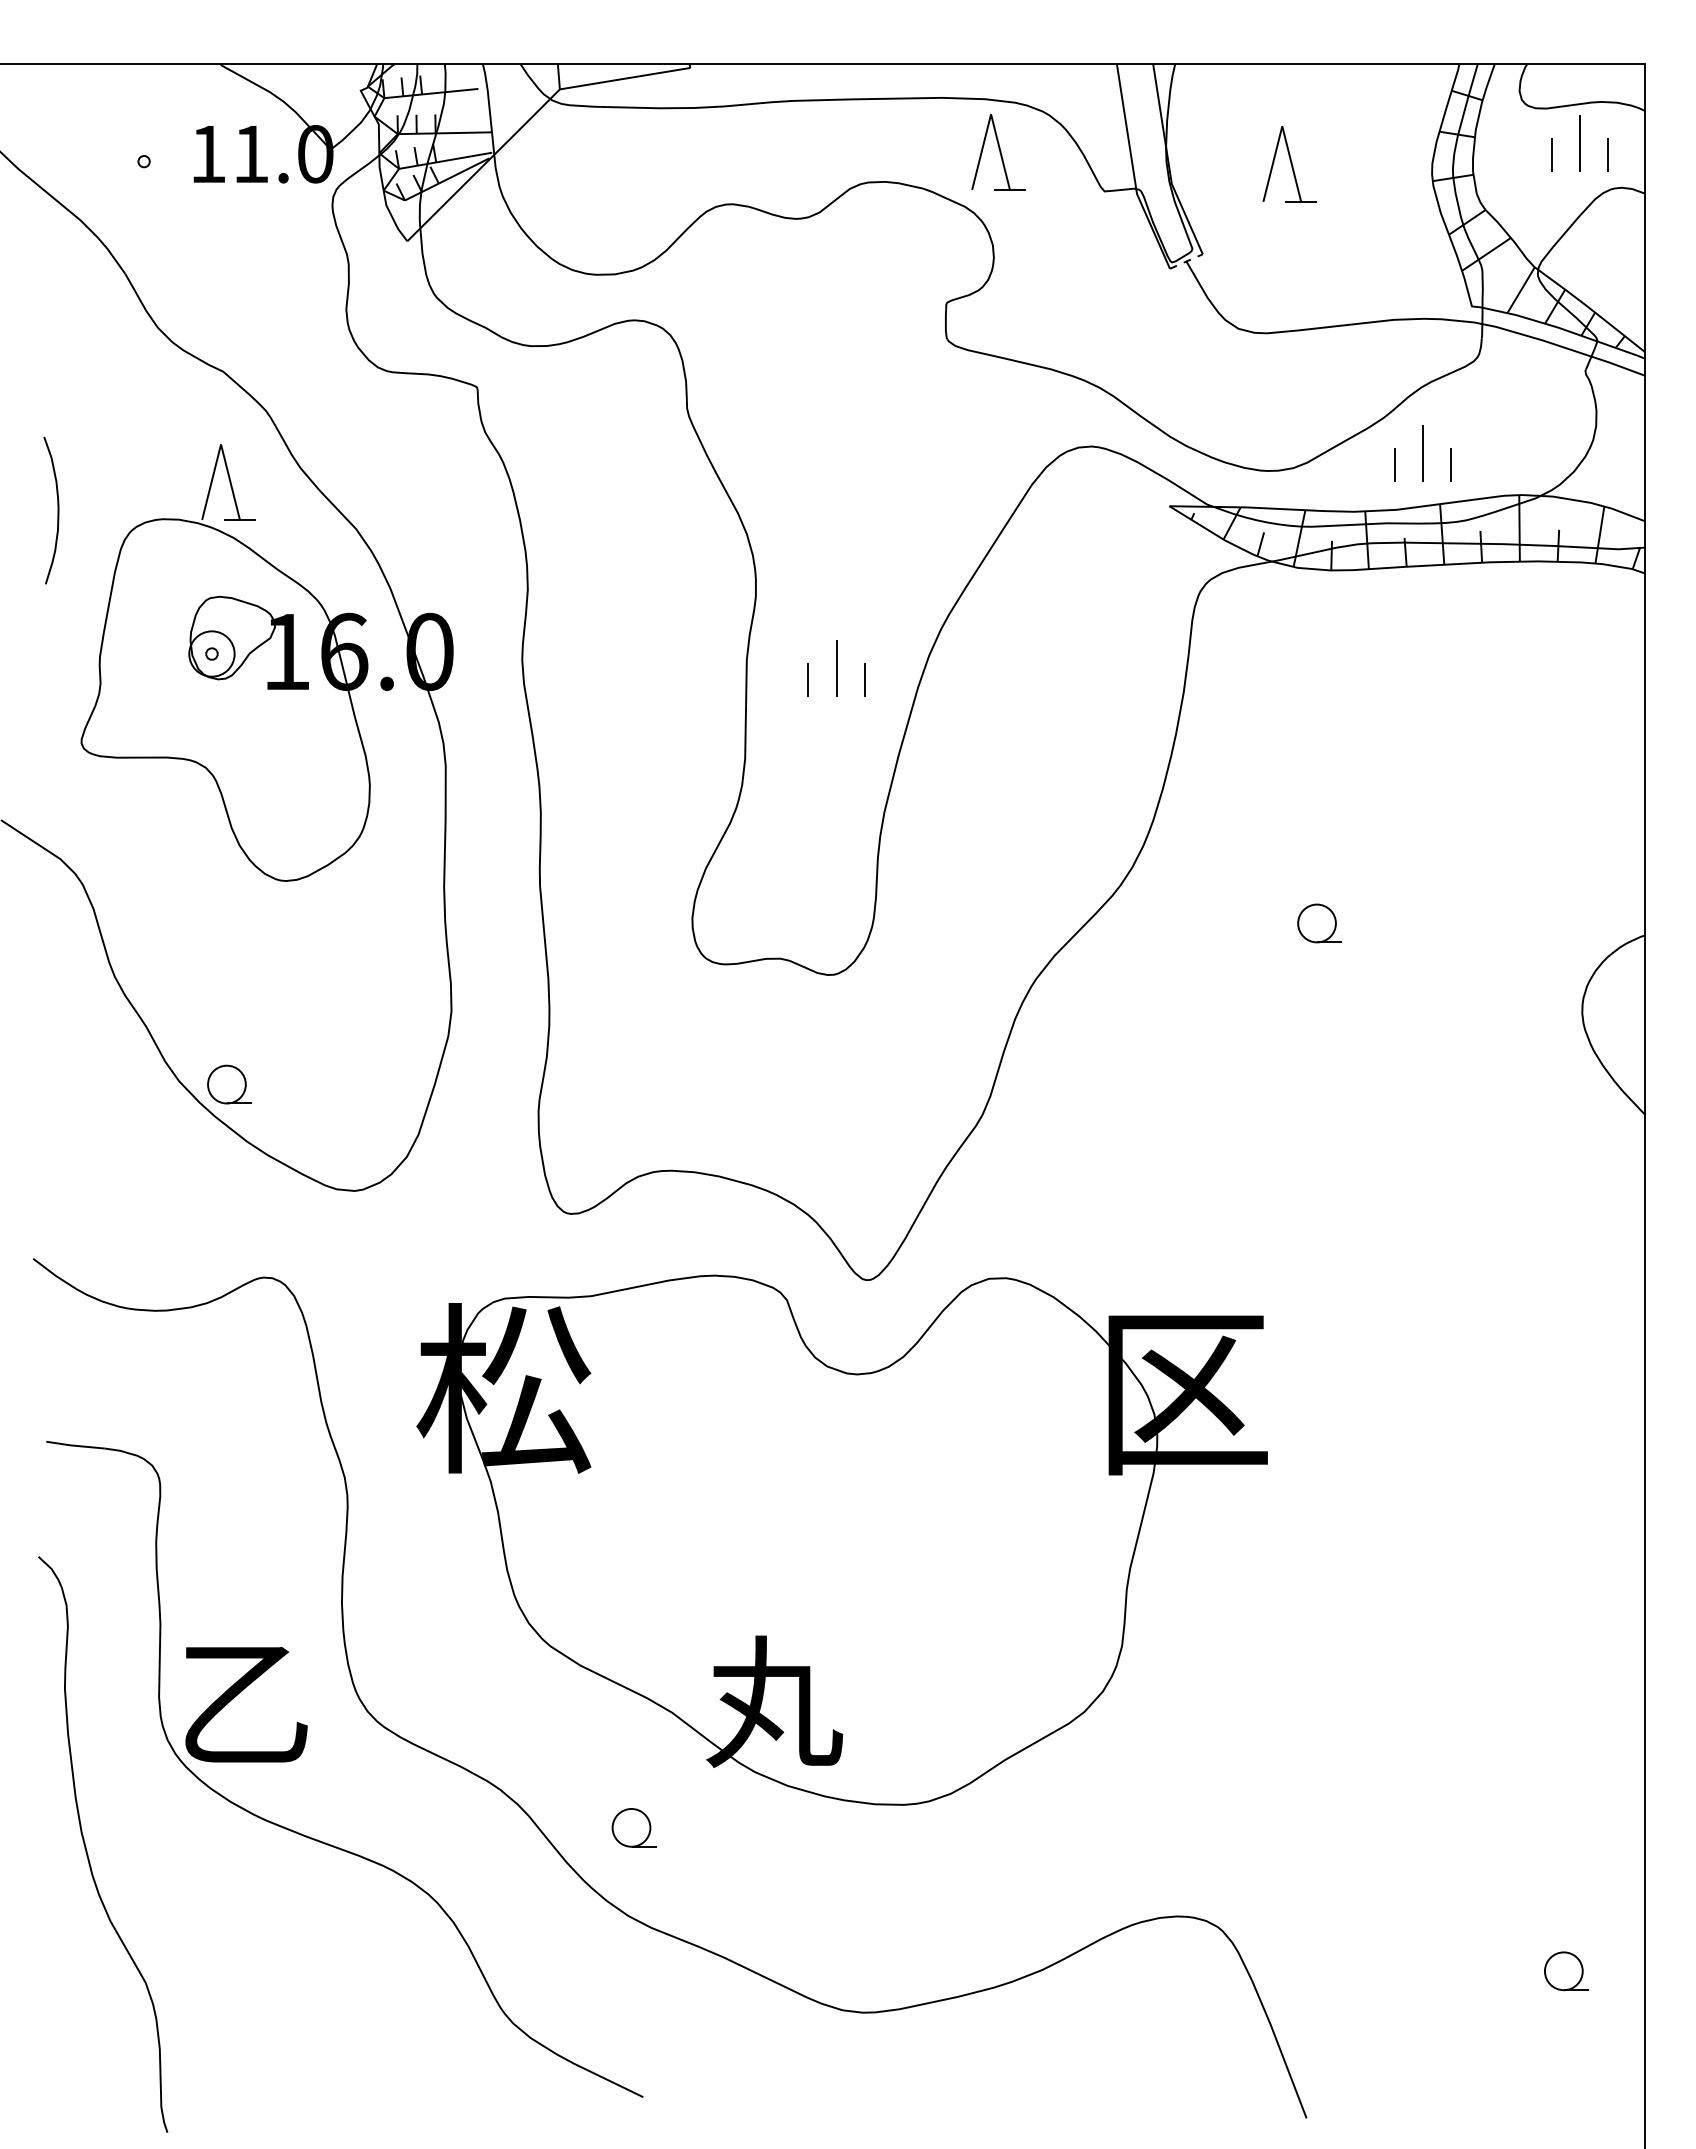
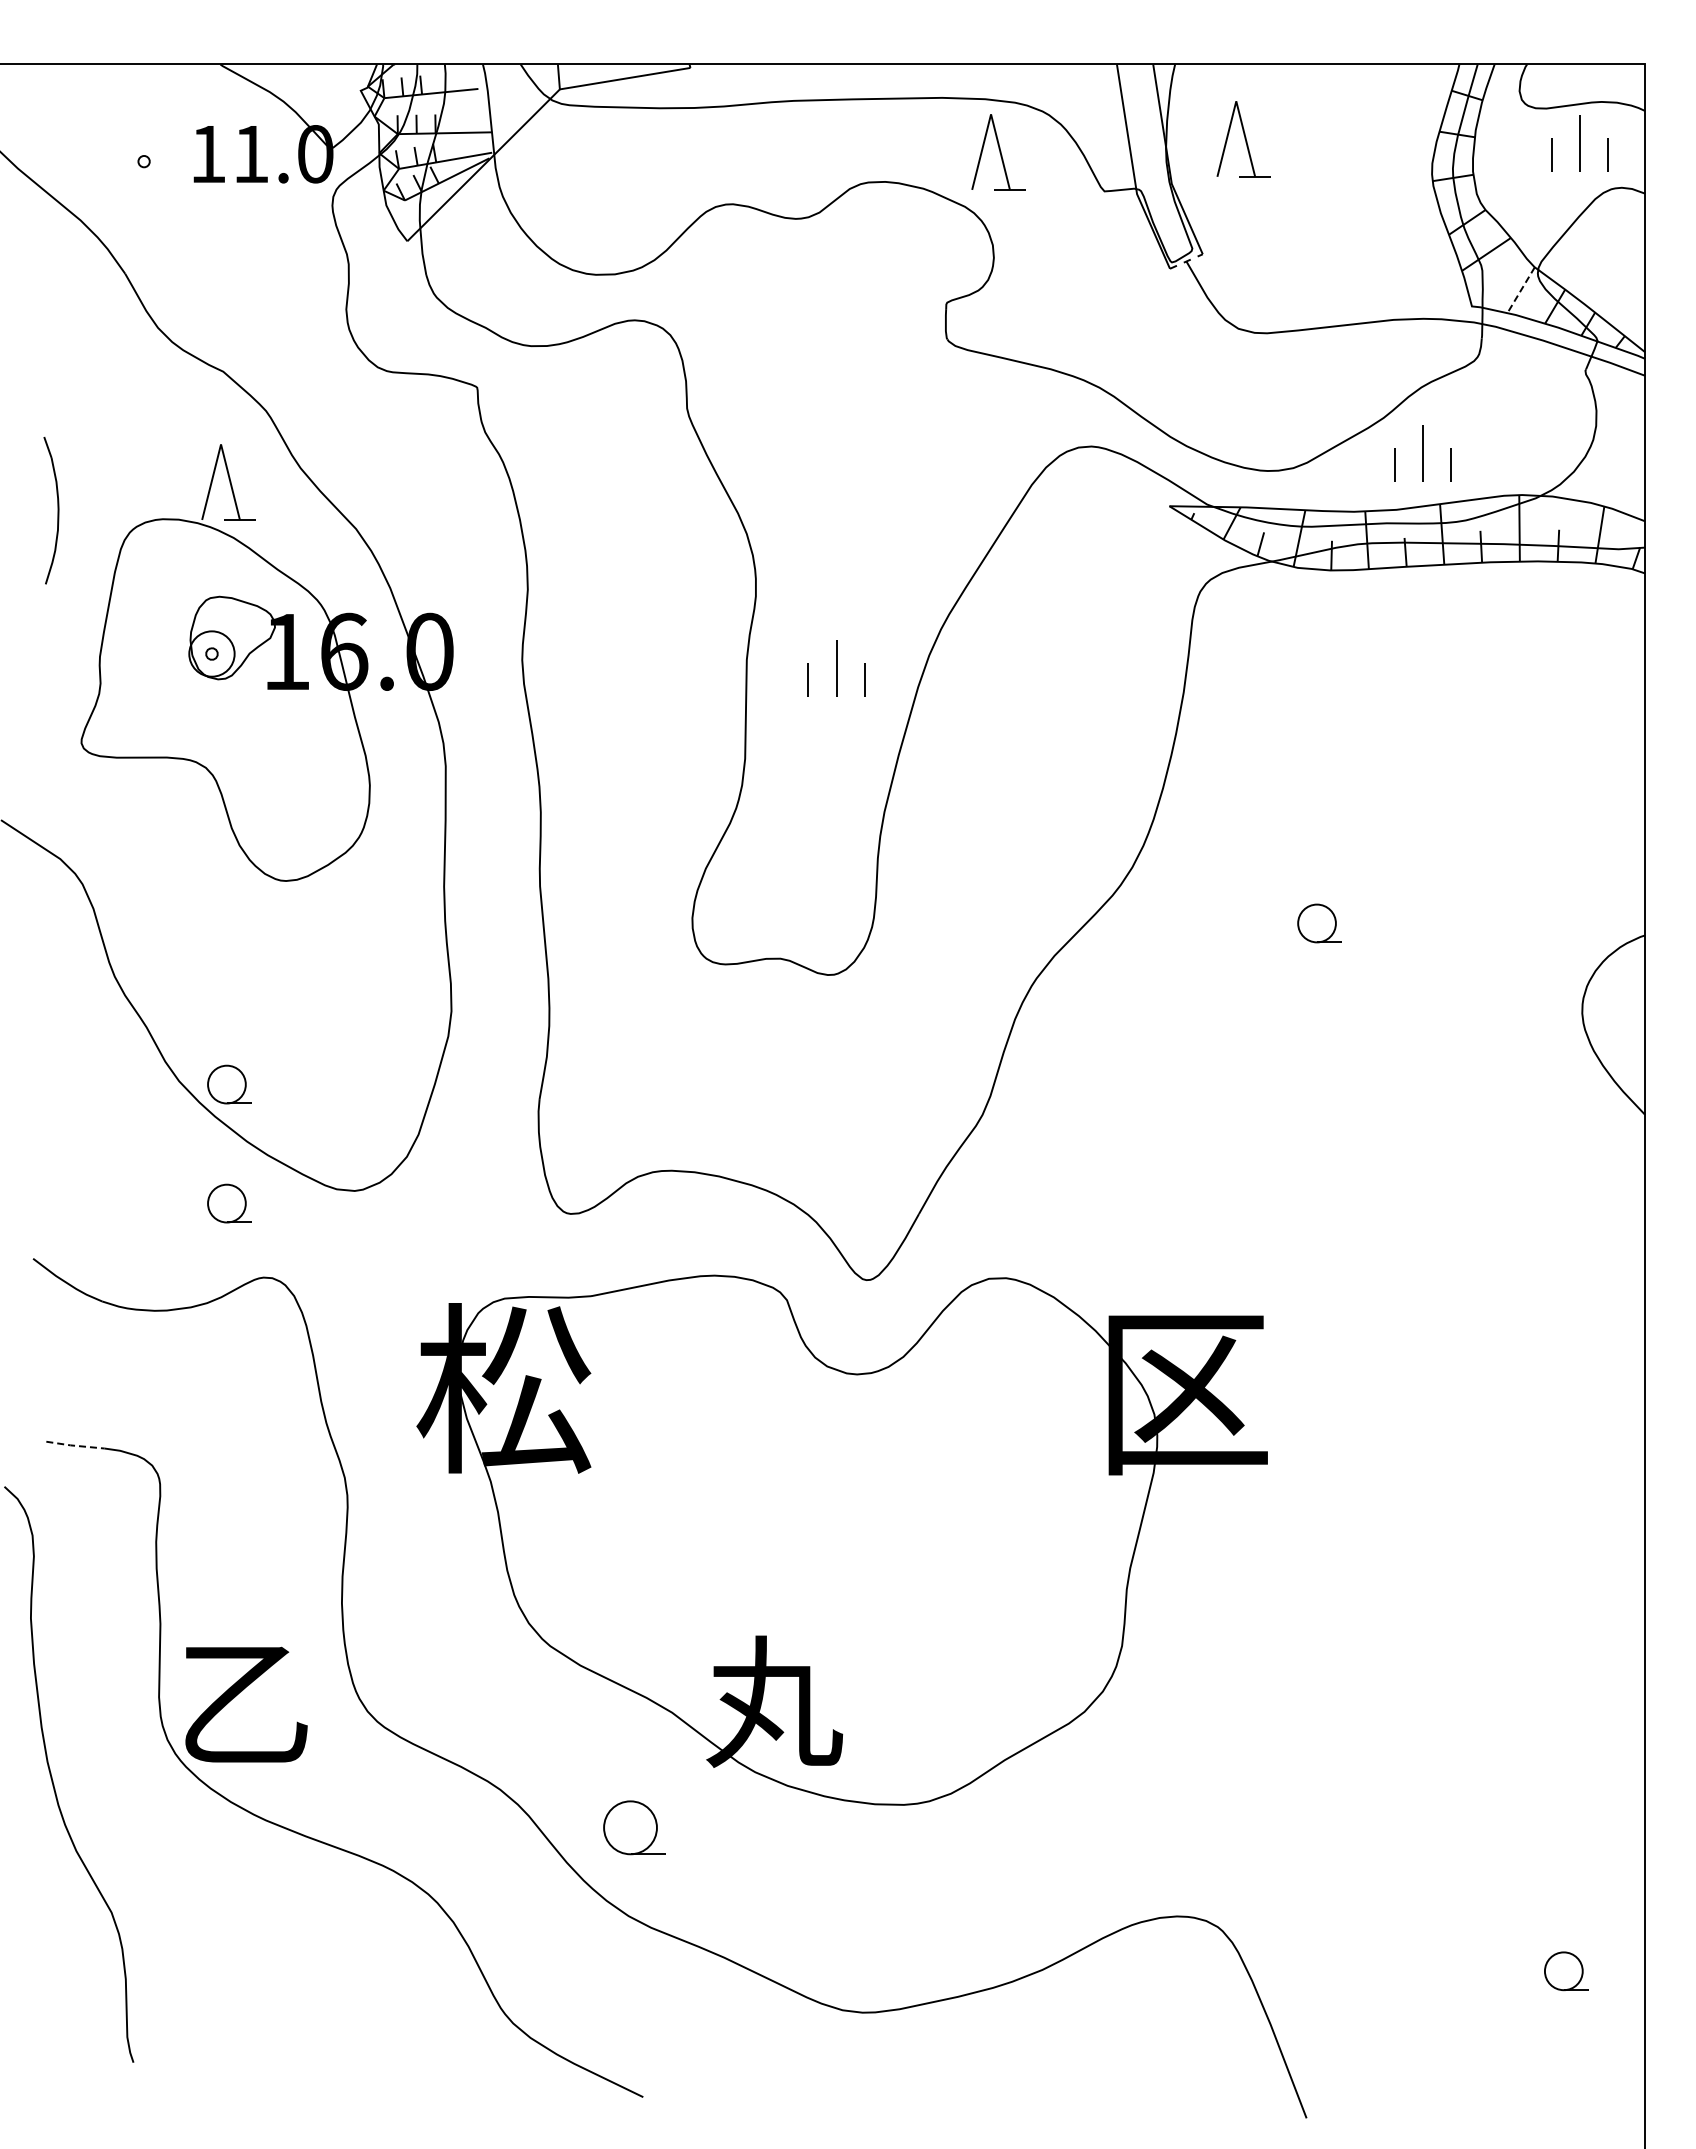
part position: (1289, 164) -> (1243, 139) (1243, 139)
line: solid -> dashed (1521, 290)
part: none -> present (229, 1203)
line: solid -> dashed (75, 1445)
part size: 46x40 px -> 63x56 px (634, 1827)
curve position: (87, 1850) -> (53, 1780) (53, 1780)
